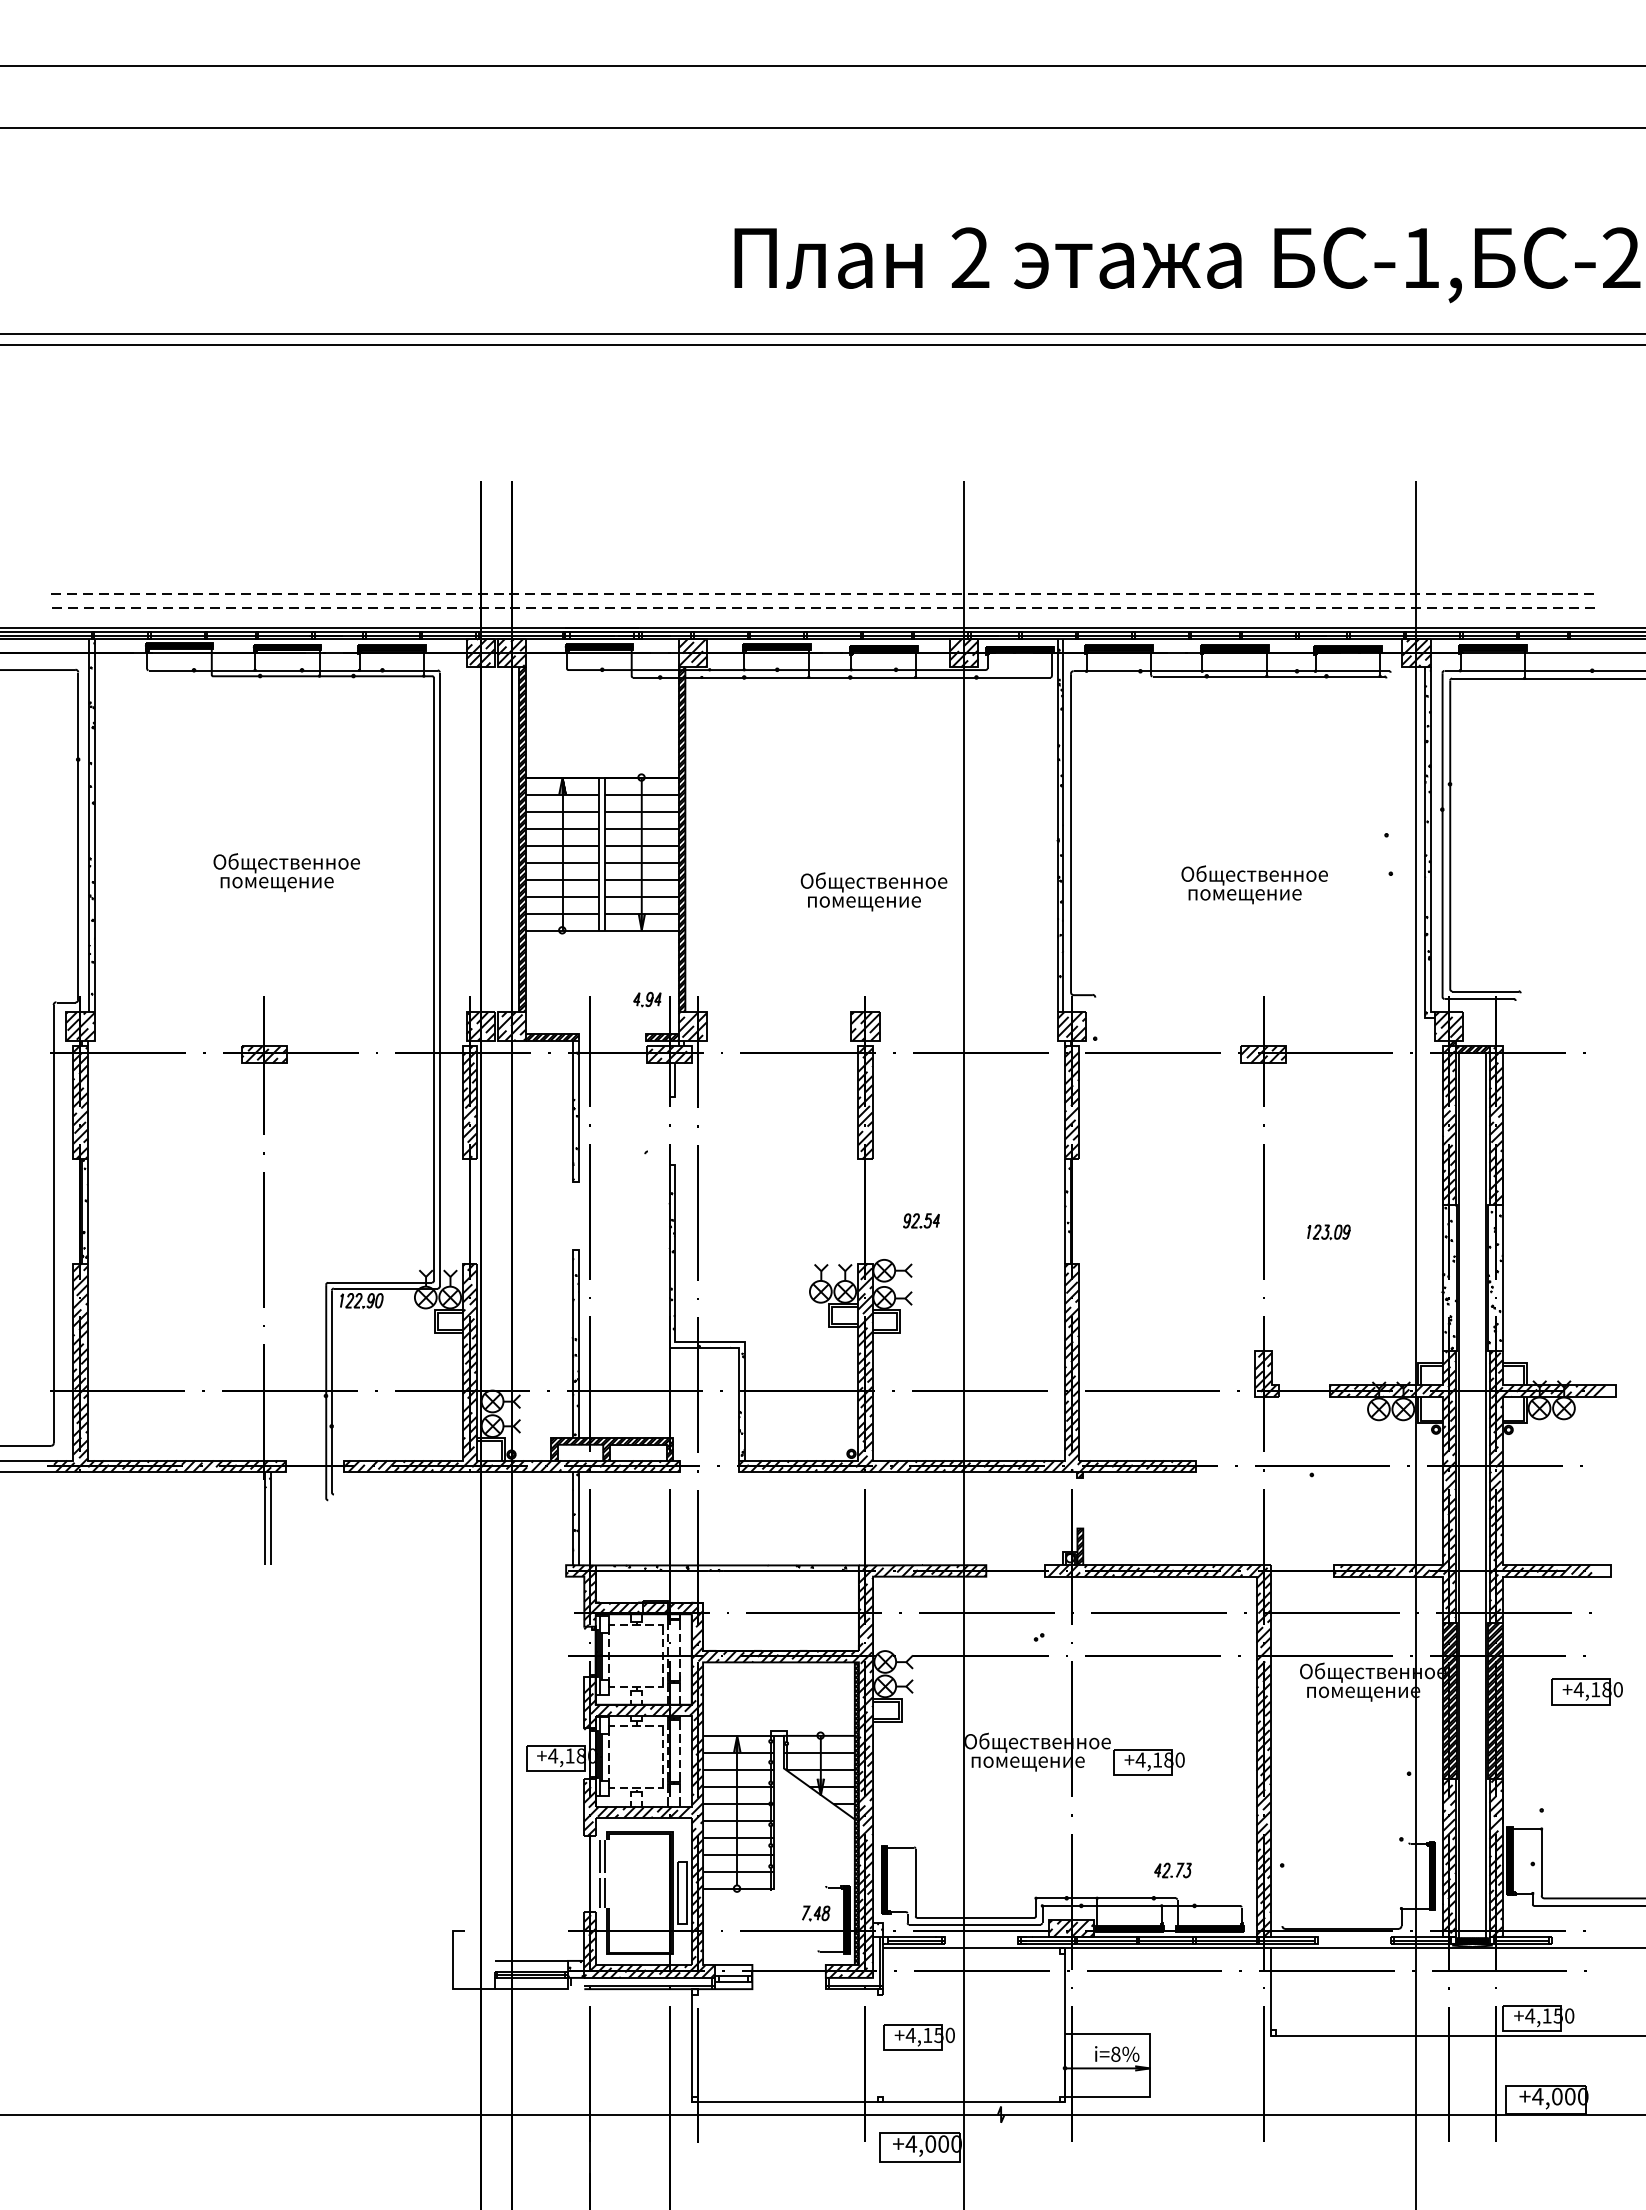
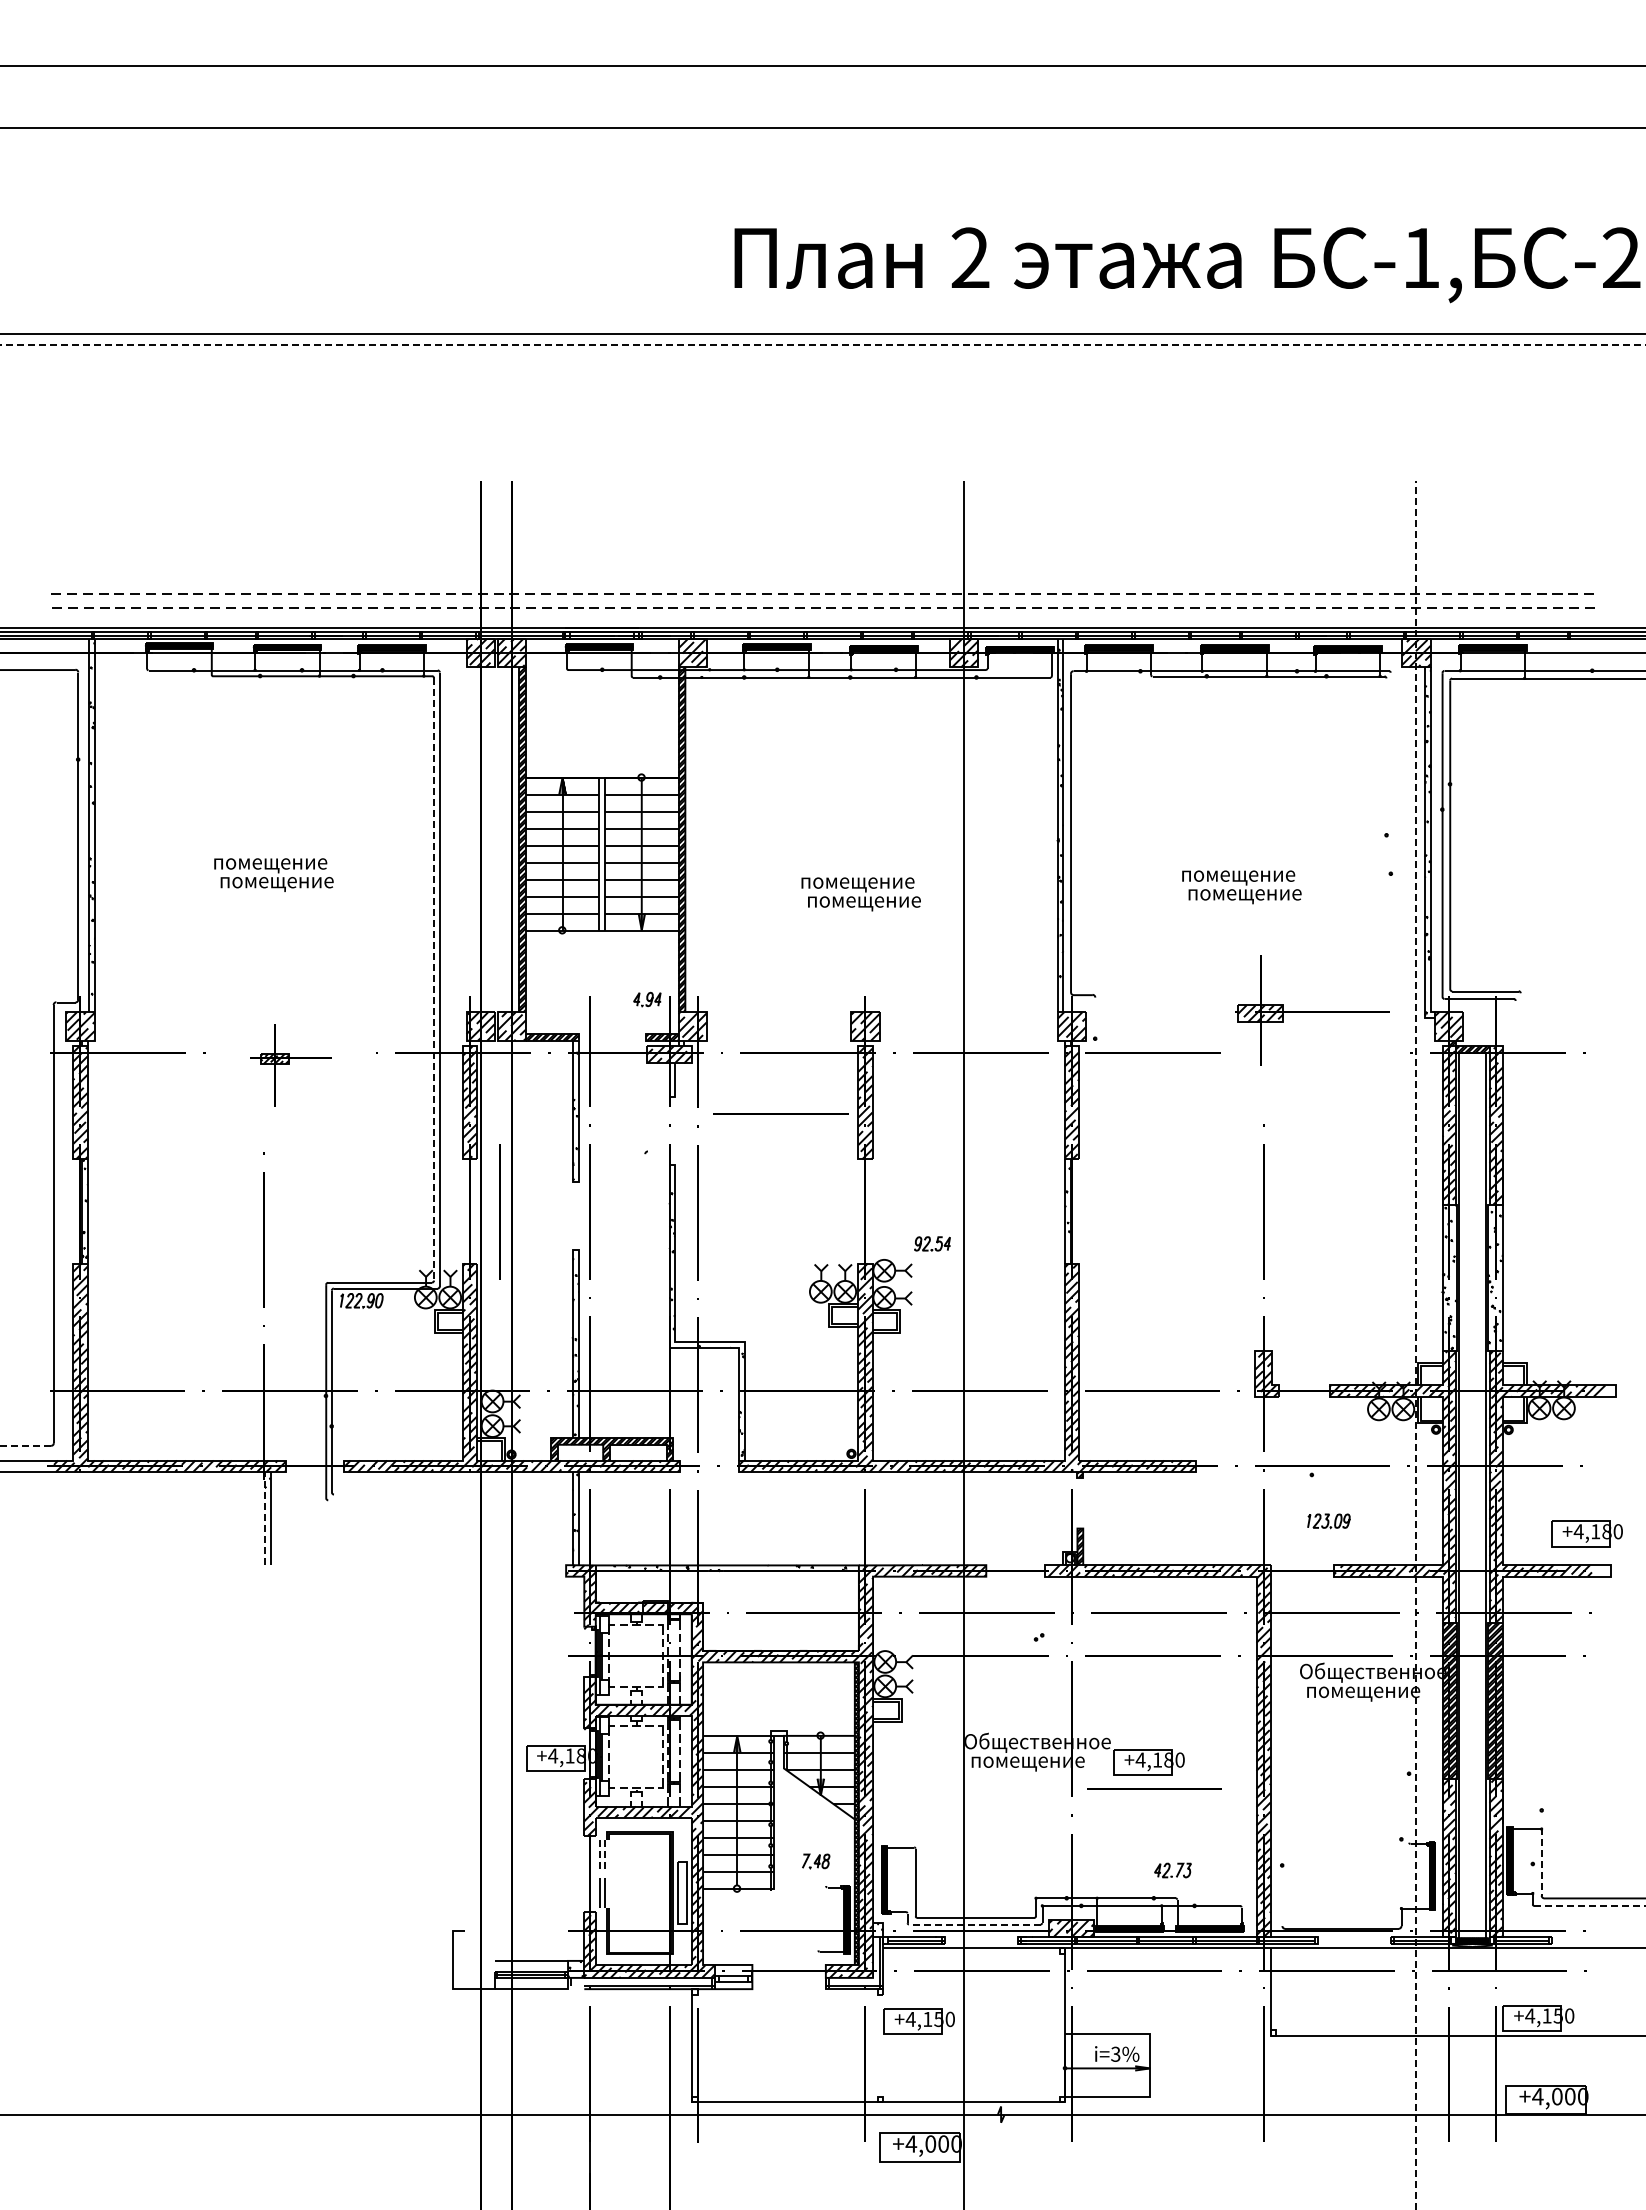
line: solid -> dashed (823, 344)
text: Общественное -> помещение (286, 863)
text: Общественное -> помещение (1254, 875)
text: Общественное -> помещение (873, 882)
line: solid -> dashed (434, 980)
part position: (1315, 1051) -> (1312, 1010) (1312, 1010)
part size: 136x139 px -> 82x83 px (290, 1065)
line: none -> present (780, 1113)
line: none -> present (499, 1211)
part position: (921, 1220) -> (932, 1243) (932, 1243)
part position: (1328, 1232) -> (1328, 1521) (1328, 1521)
line: solid -> dashed (1416, 1345)
line: solid -> dashed (25, 1446)
line: solid -> dashed (265, 1518)
part position: (1586, 1691) -> (1586, 1533) (1586, 1533)
line: none -> present (1154, 1788)
line: solid -> dashed (599, 1857)
line: solid -> dashed (605, 1857)
line: solid -> dashed (1541, 1860)
line: solid -> dashed (1590, 1906)
part position: (816, 1913) -> (816, 1861) (816, 1861)
line: solid -> dashed (975, 1924)
part position: (918, 2037) -> (918, 2021) (918, 2021)
text: i=8% -> i=3% (1115, 2053)
